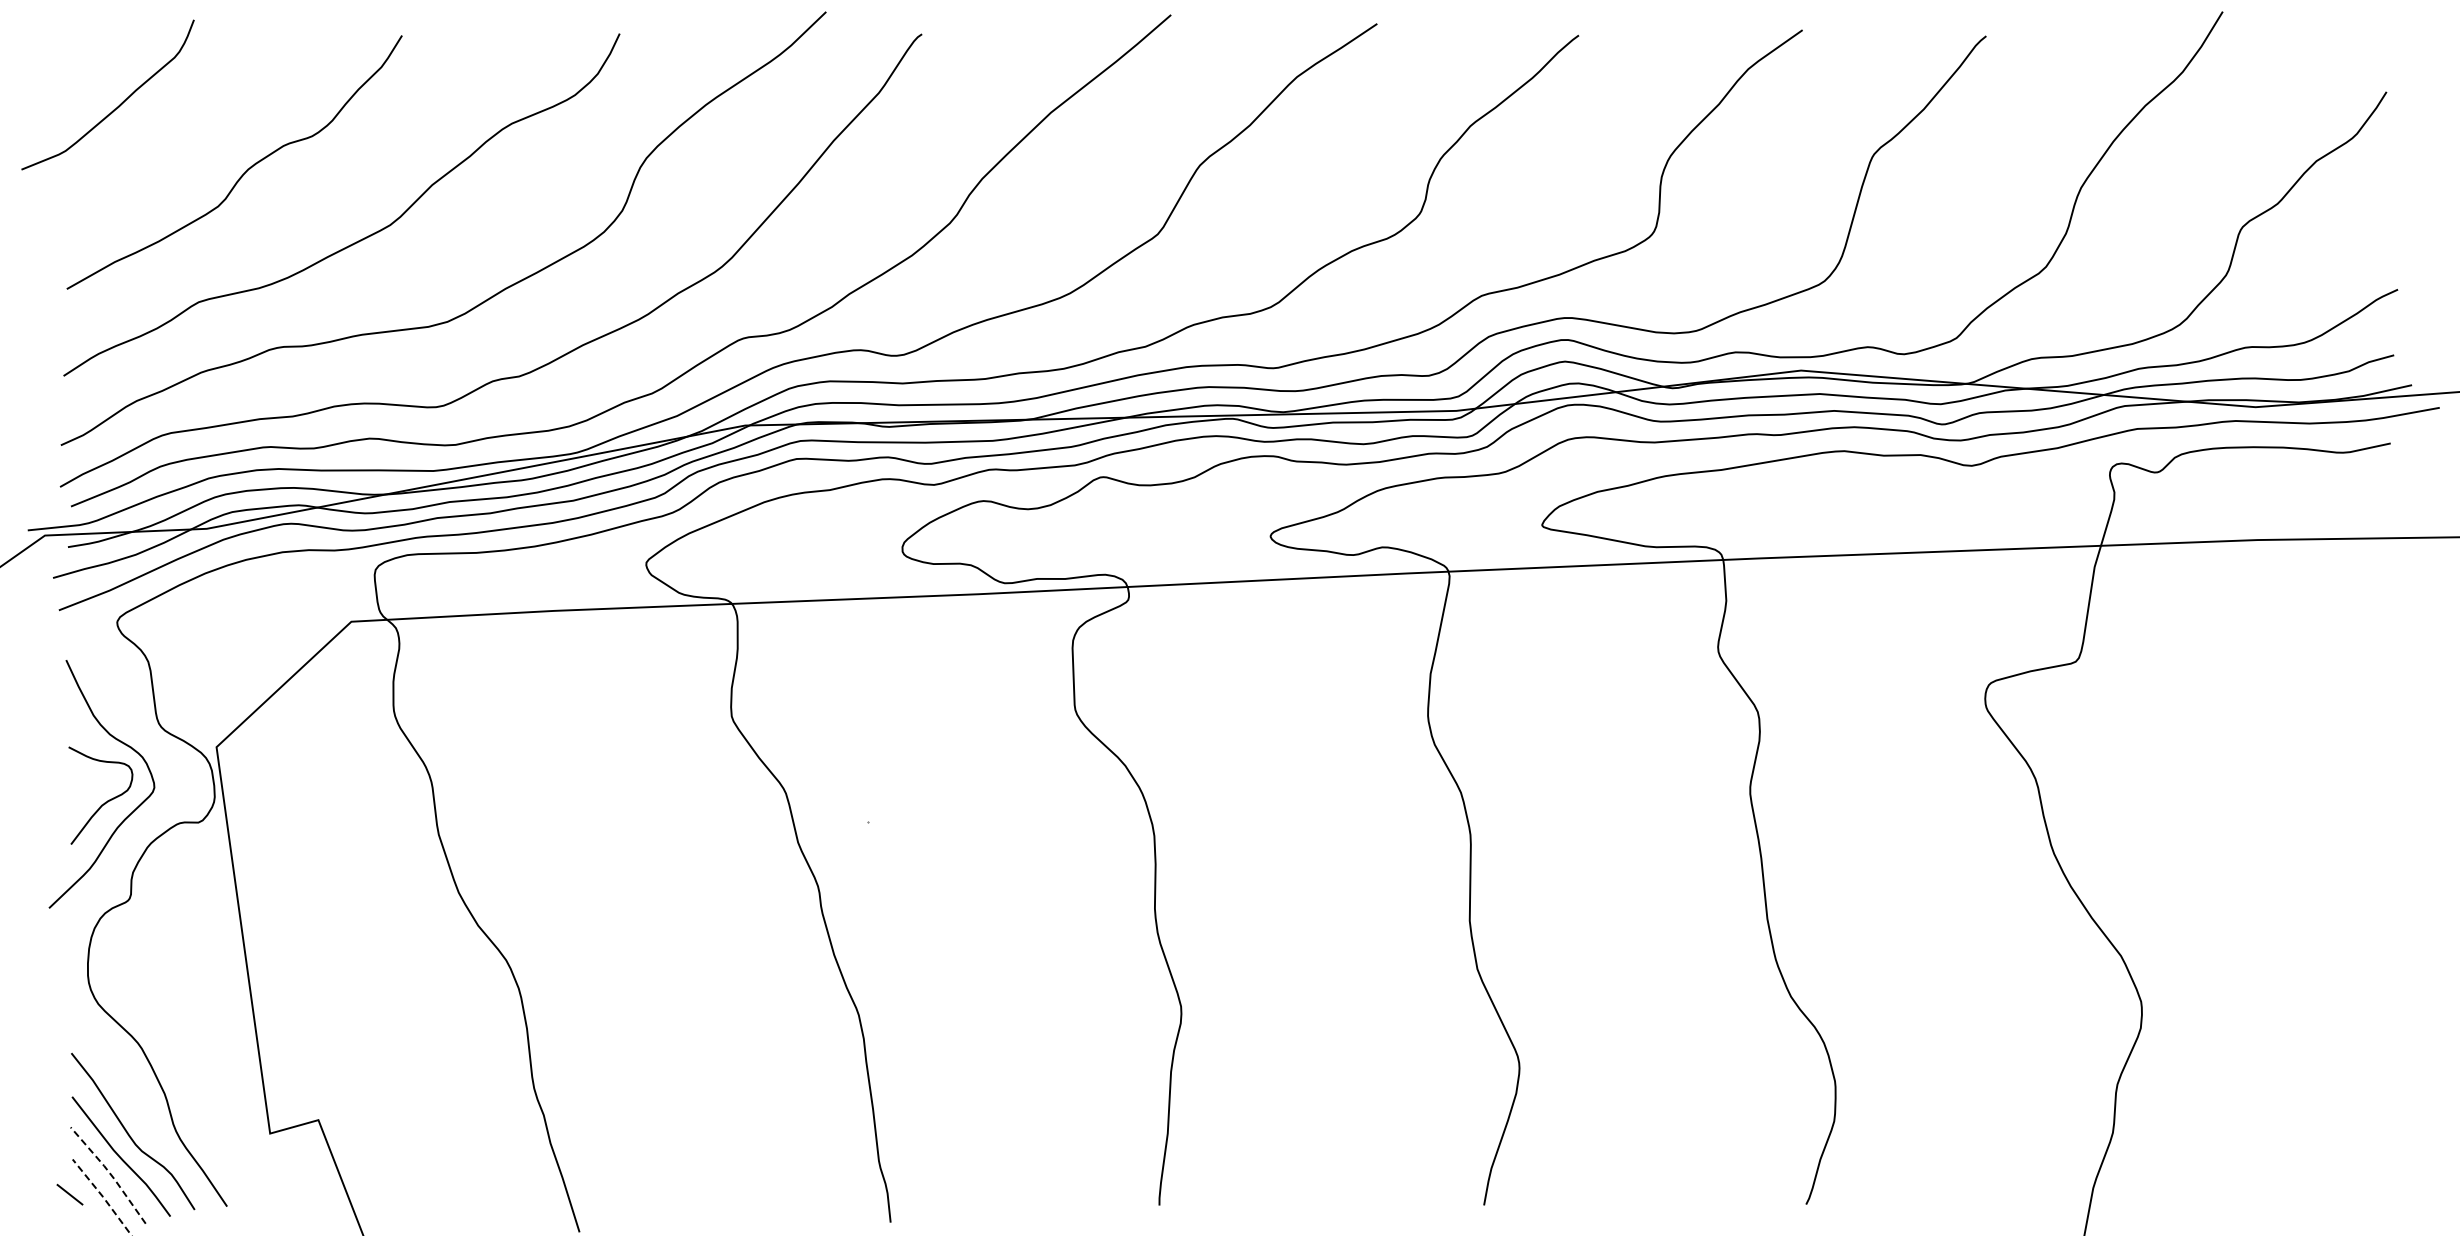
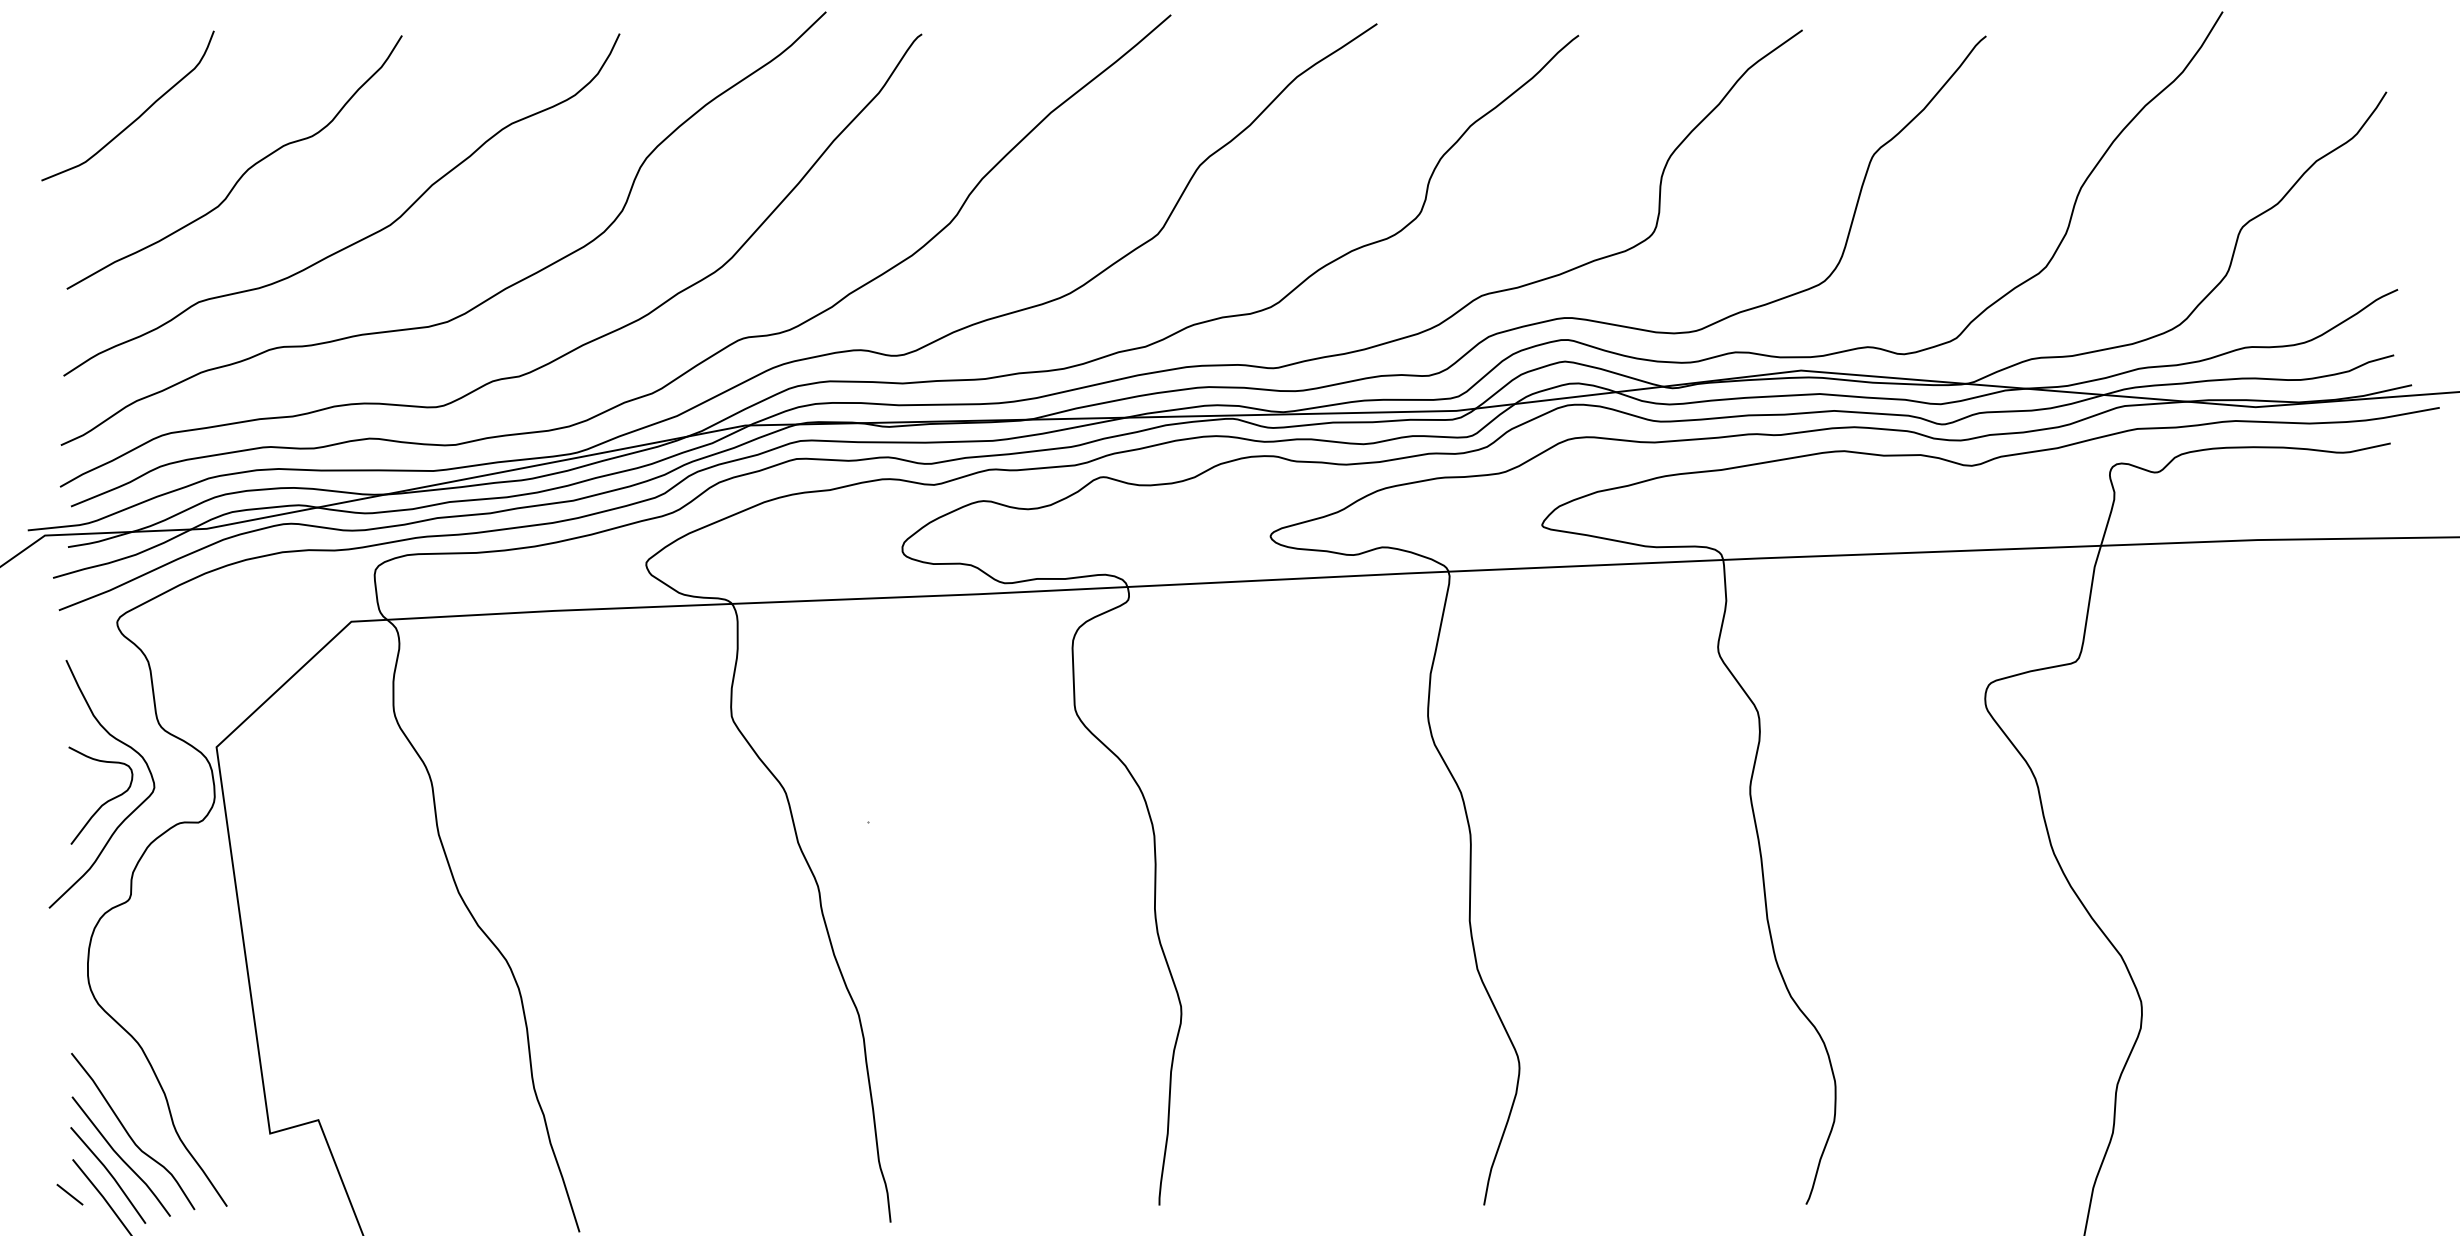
curve position: (118, 105) -> (138, 116) (138, 116)
line: dashed -> solid (110, 1173)
line: dashed -> solid (103, 1197)
